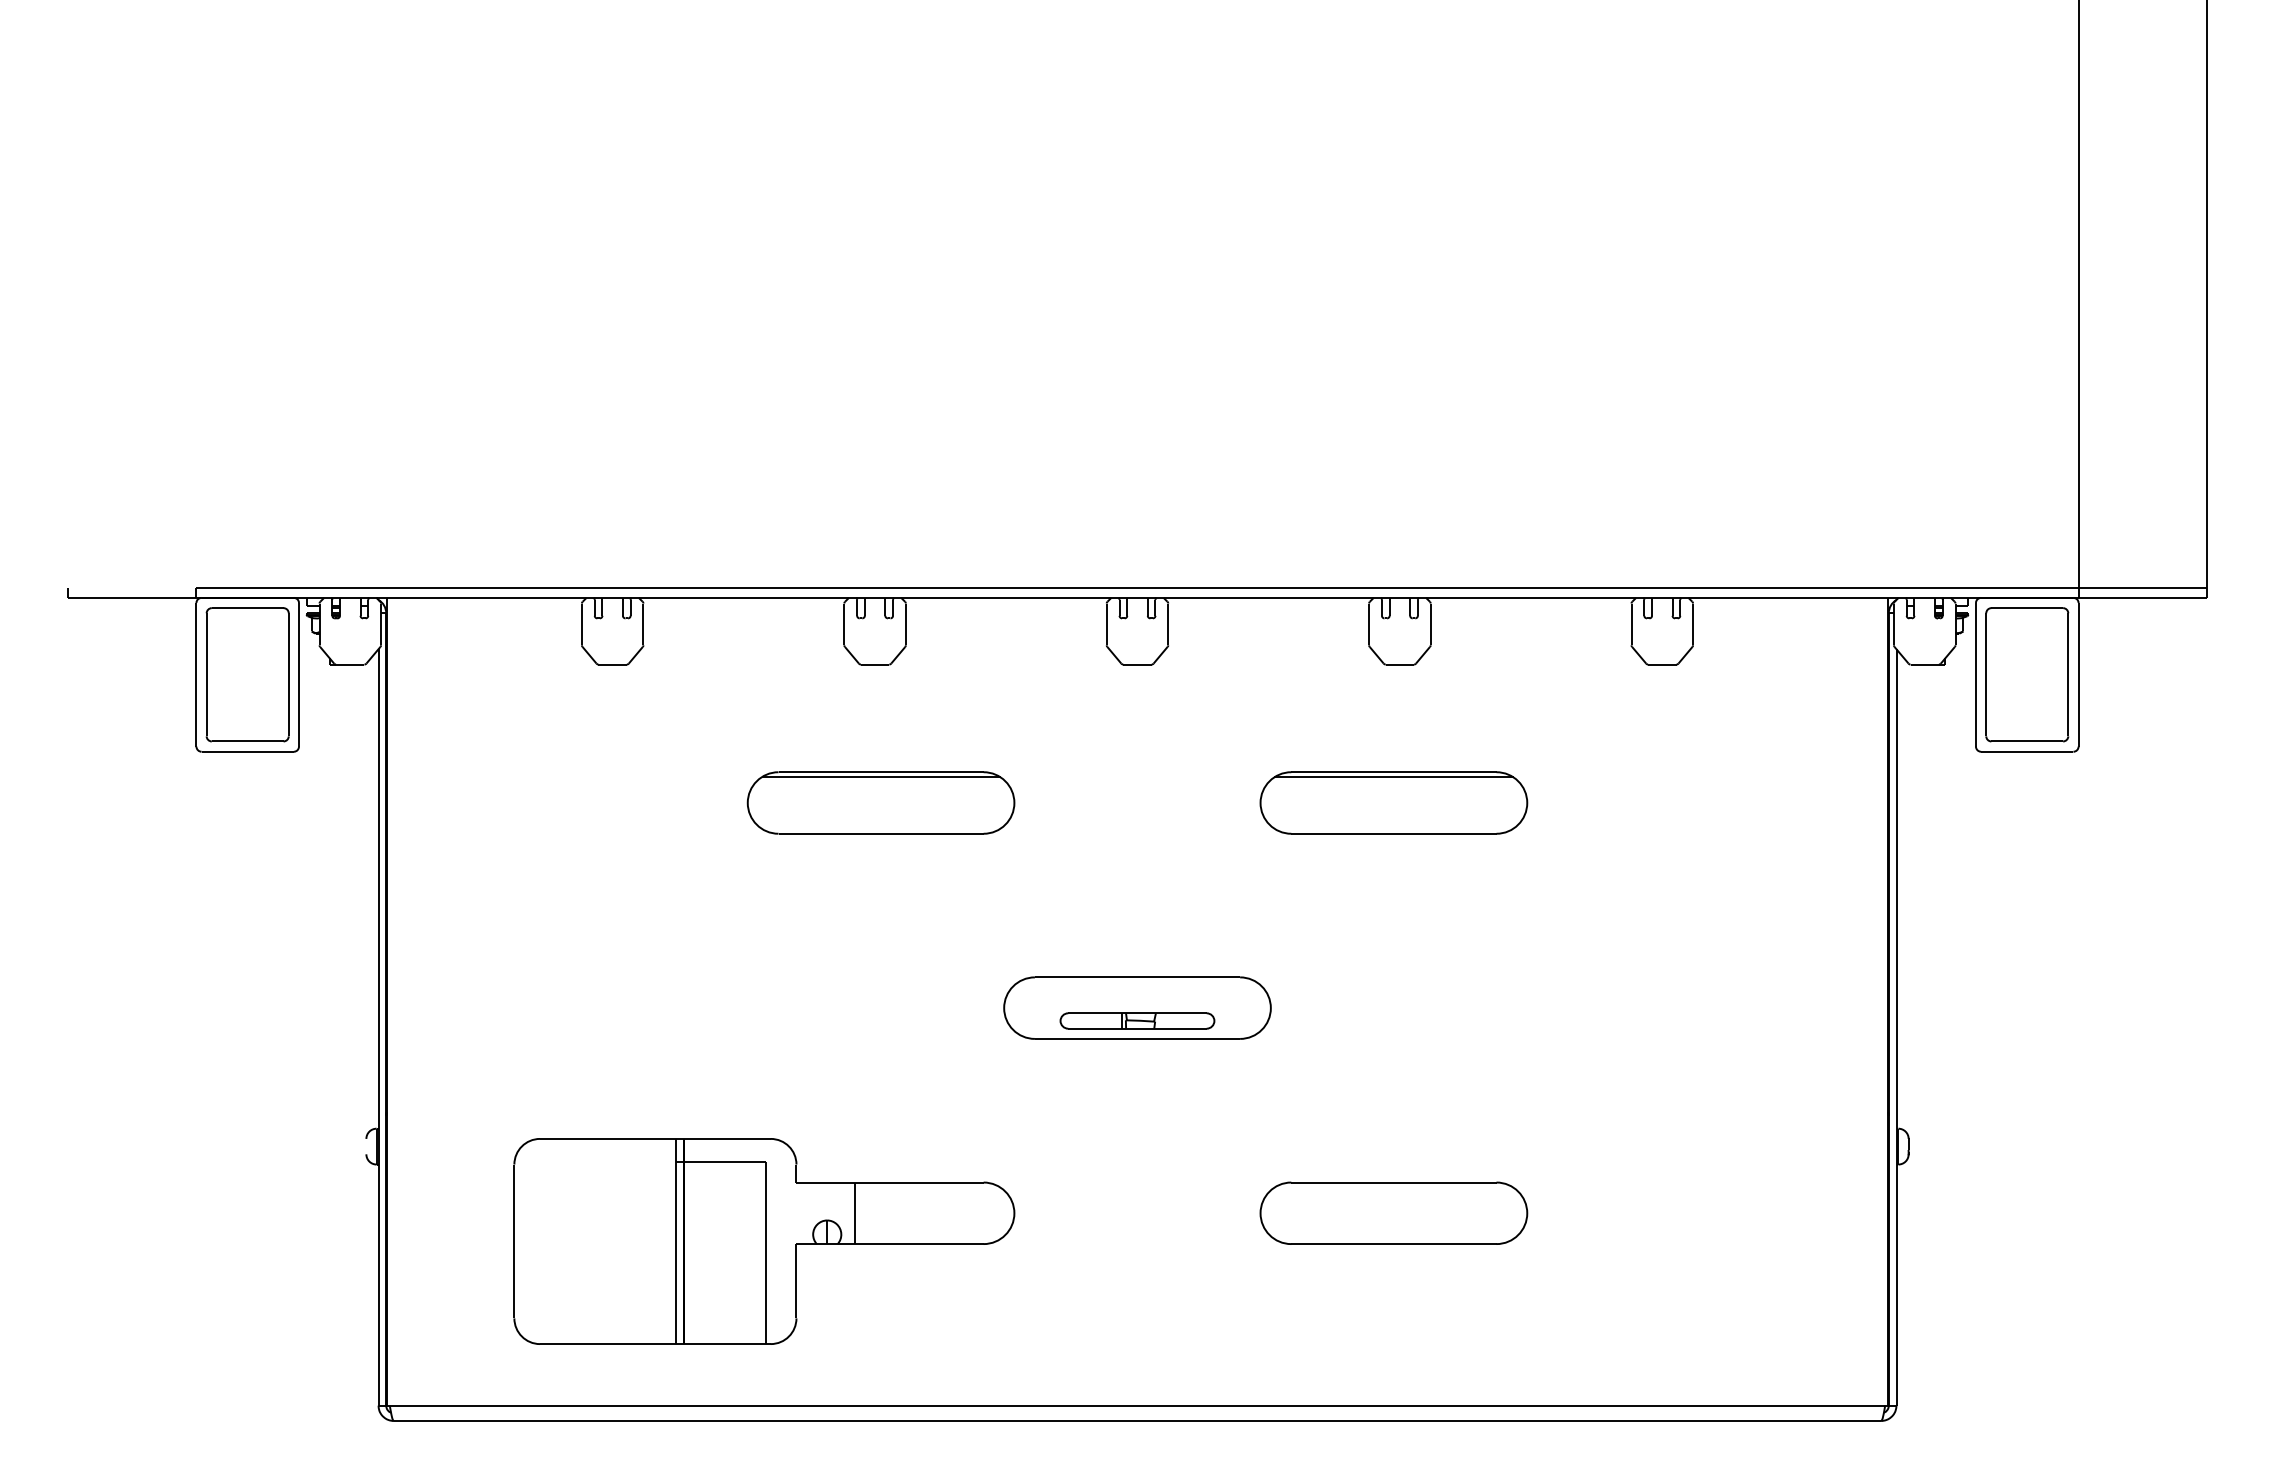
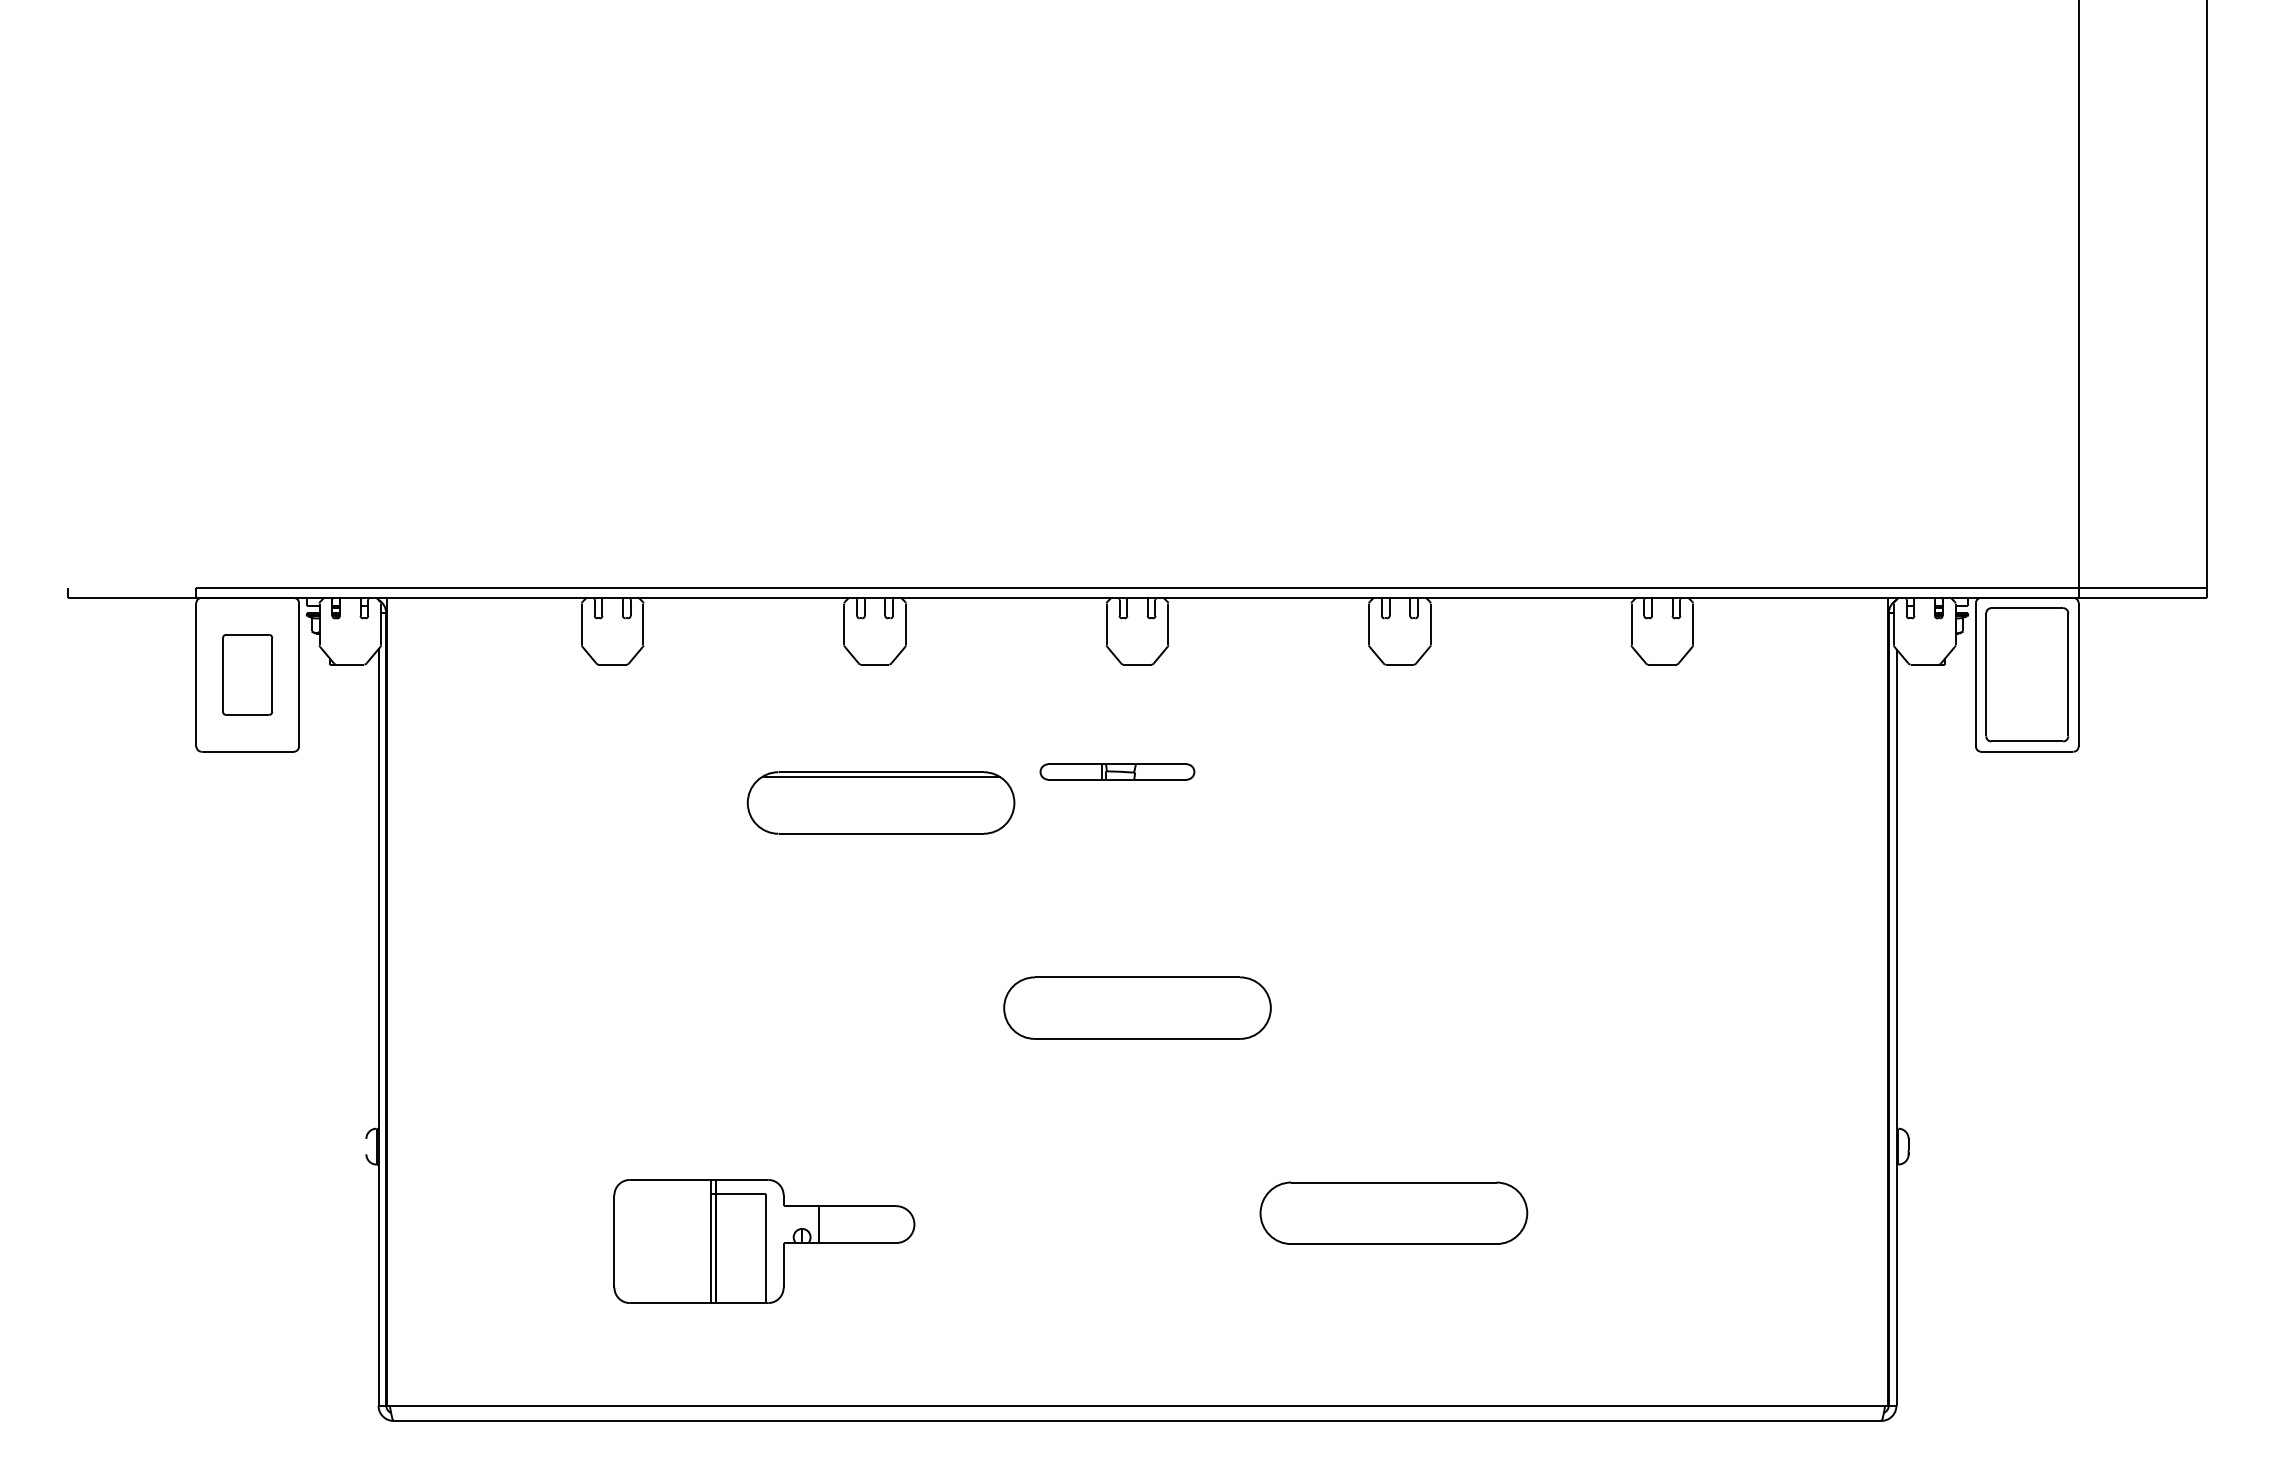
part size: 85x136 px -> 52x82 px (247, 674)
part: present -> none (1393, 802)
part position: (1137, 1020) -> (1117, 771) (1117, 771)
part size: 503x207 px -> 303x125 px (764, 1241)
